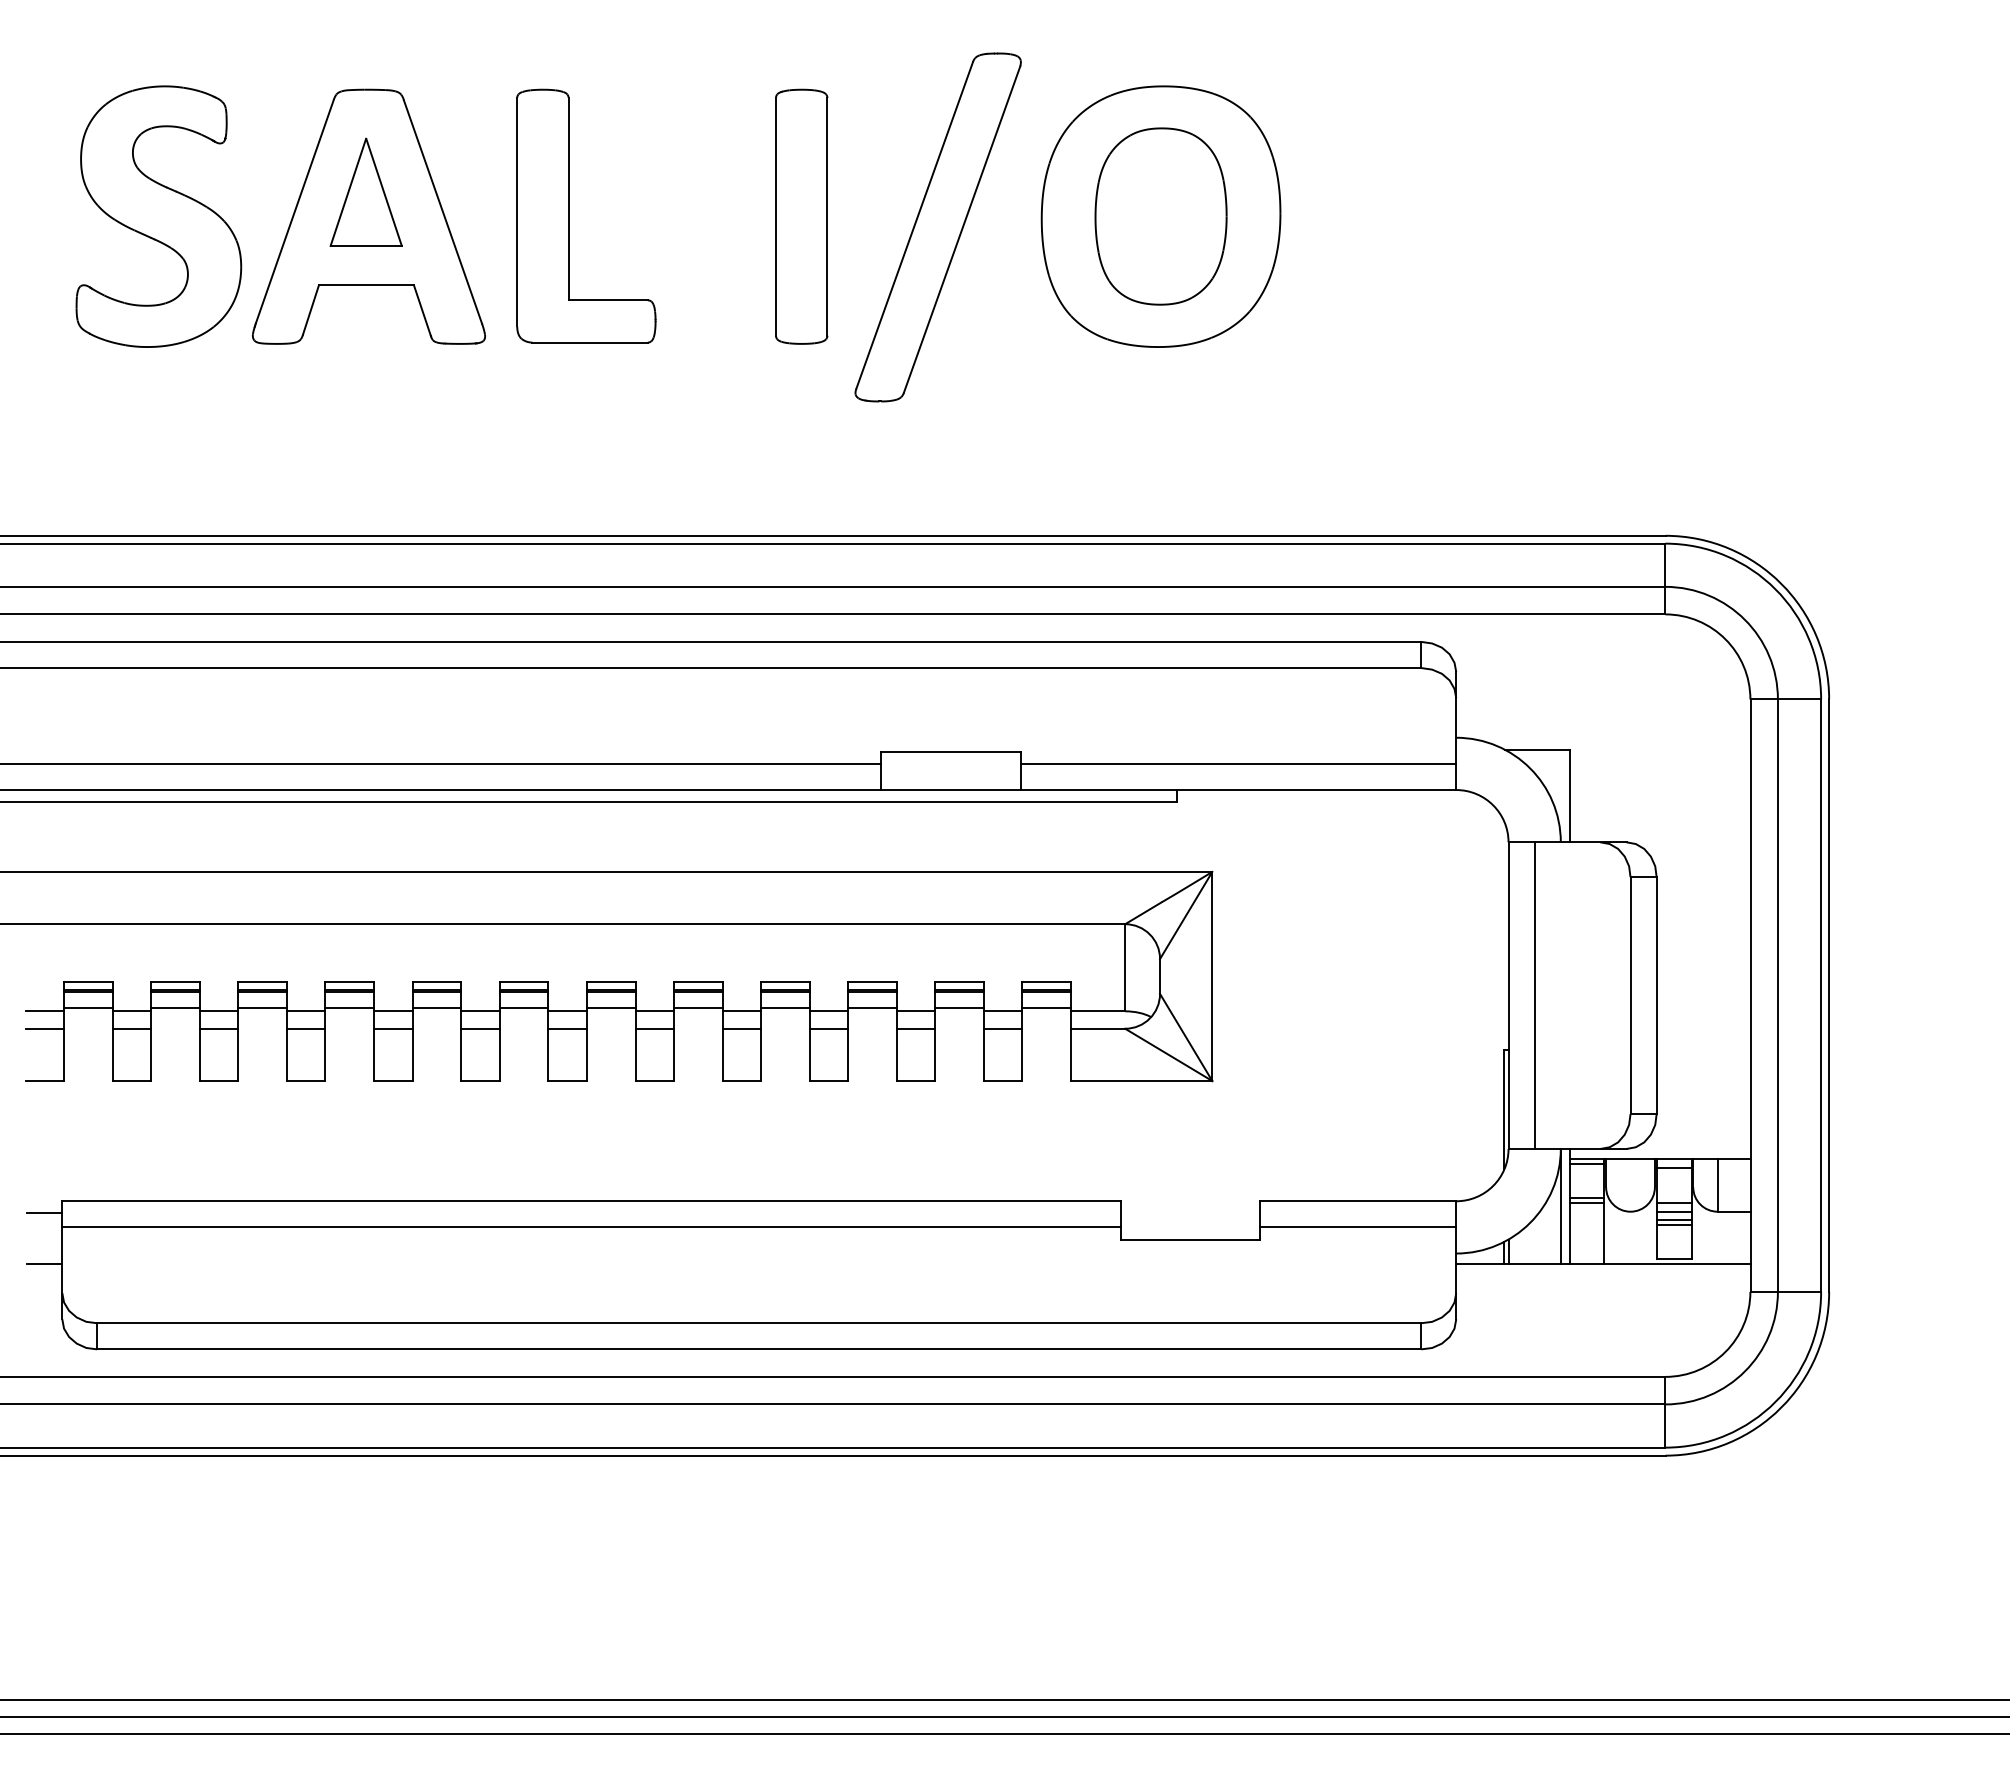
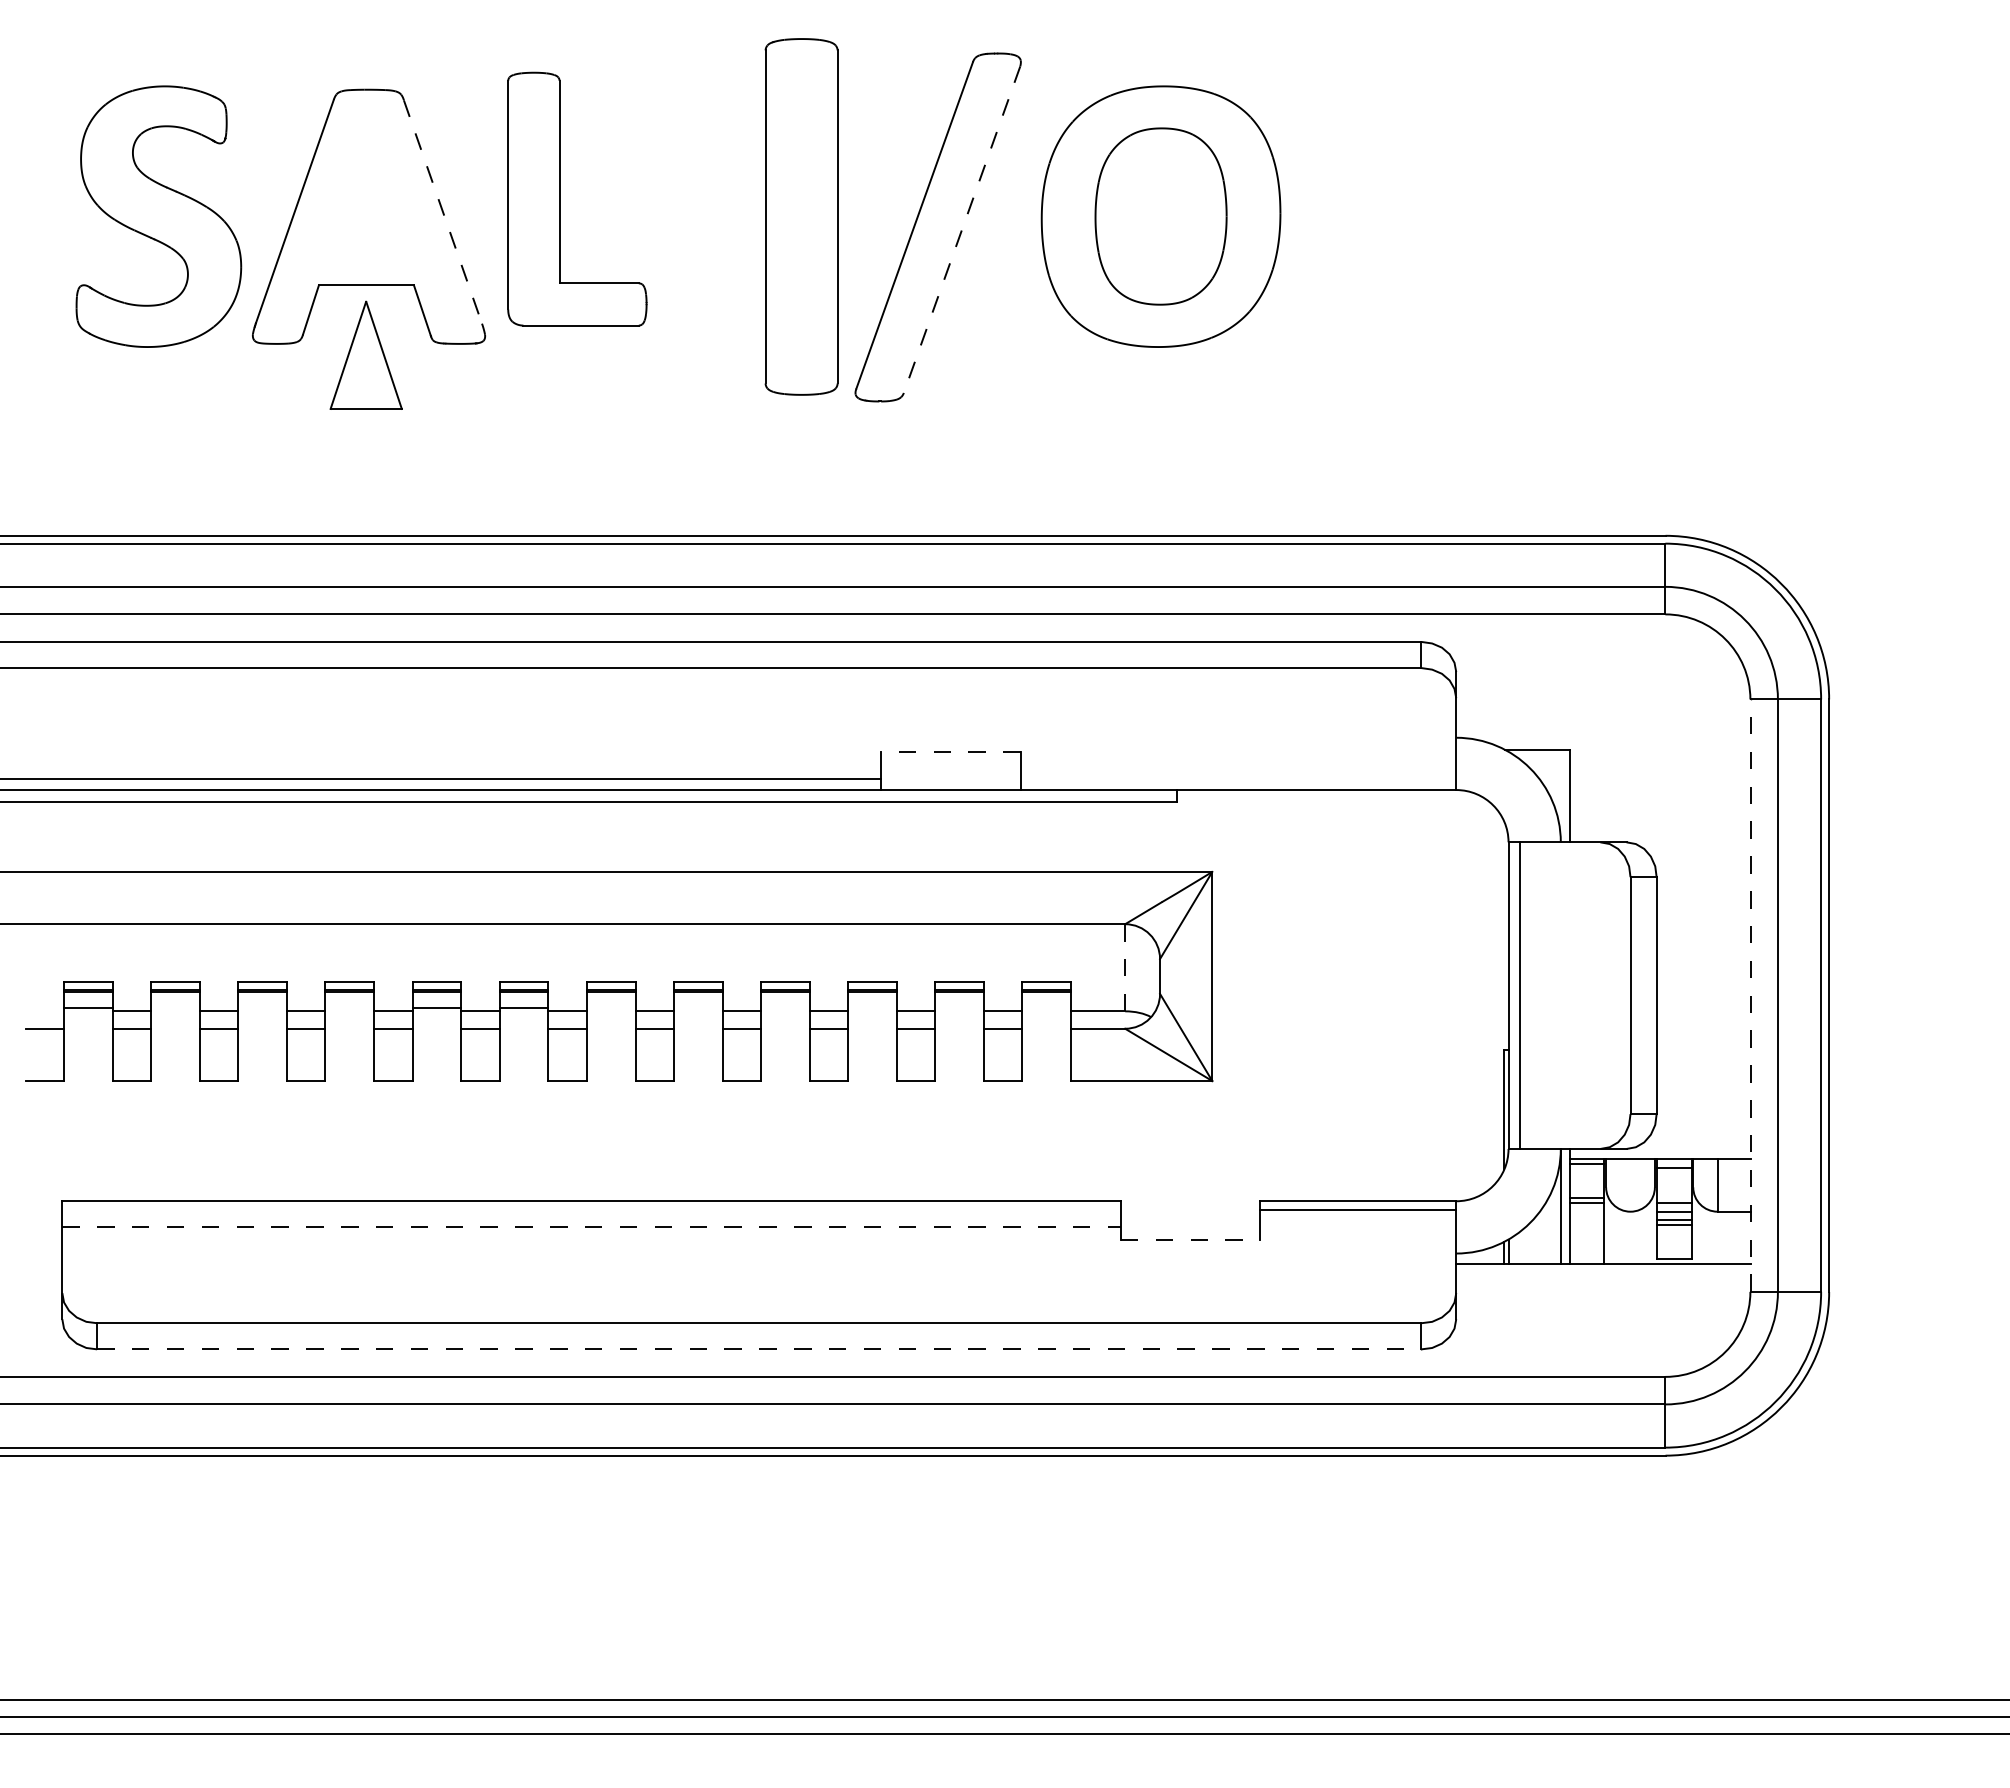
part position: (365, 191) -> (365, 354) (365, 354)
line: solid -> dashed (443, 212)
part position: (569, 215) -> (560, 198) (560, 198)
part size: 54x257 px -> 75x358 px (801, 216)
line: solid -> dashed (961, 230)
line: solid -> dashed (950, 751)
line position: (441, 763) -> (441, 778) (441, 778)
line: present -> none (1238, 763)
line: solid -> dashed (1125, 967)
line position: (1534, 995) -> (1519, 995) (1519, 995)
line: solid -> dashed (1750, 995)
line: present -> none (175, 1007)
line: present -> none (262, 1007)
line: present -> none (349, 1007)
line: present -> none (610, 1007)
line: present -> none (697, 1007)
line: present -> none (785, 1007)
line: present -> none (872, 1007)
line: present -> none (959, 1007)
line: present -> none (1046, 1007)
line: present -> none (44, 1011)
line: present -> none (44, 1213)
line: solid -> dashed (592, 1227)
line position: (1358, 1227) -> (1358, 1210) (1358, 1210)
line: solid -> dashed (1190, 1239)
line: present -> none (44, 1263)
line: solid -> dashed (759, 1349)
